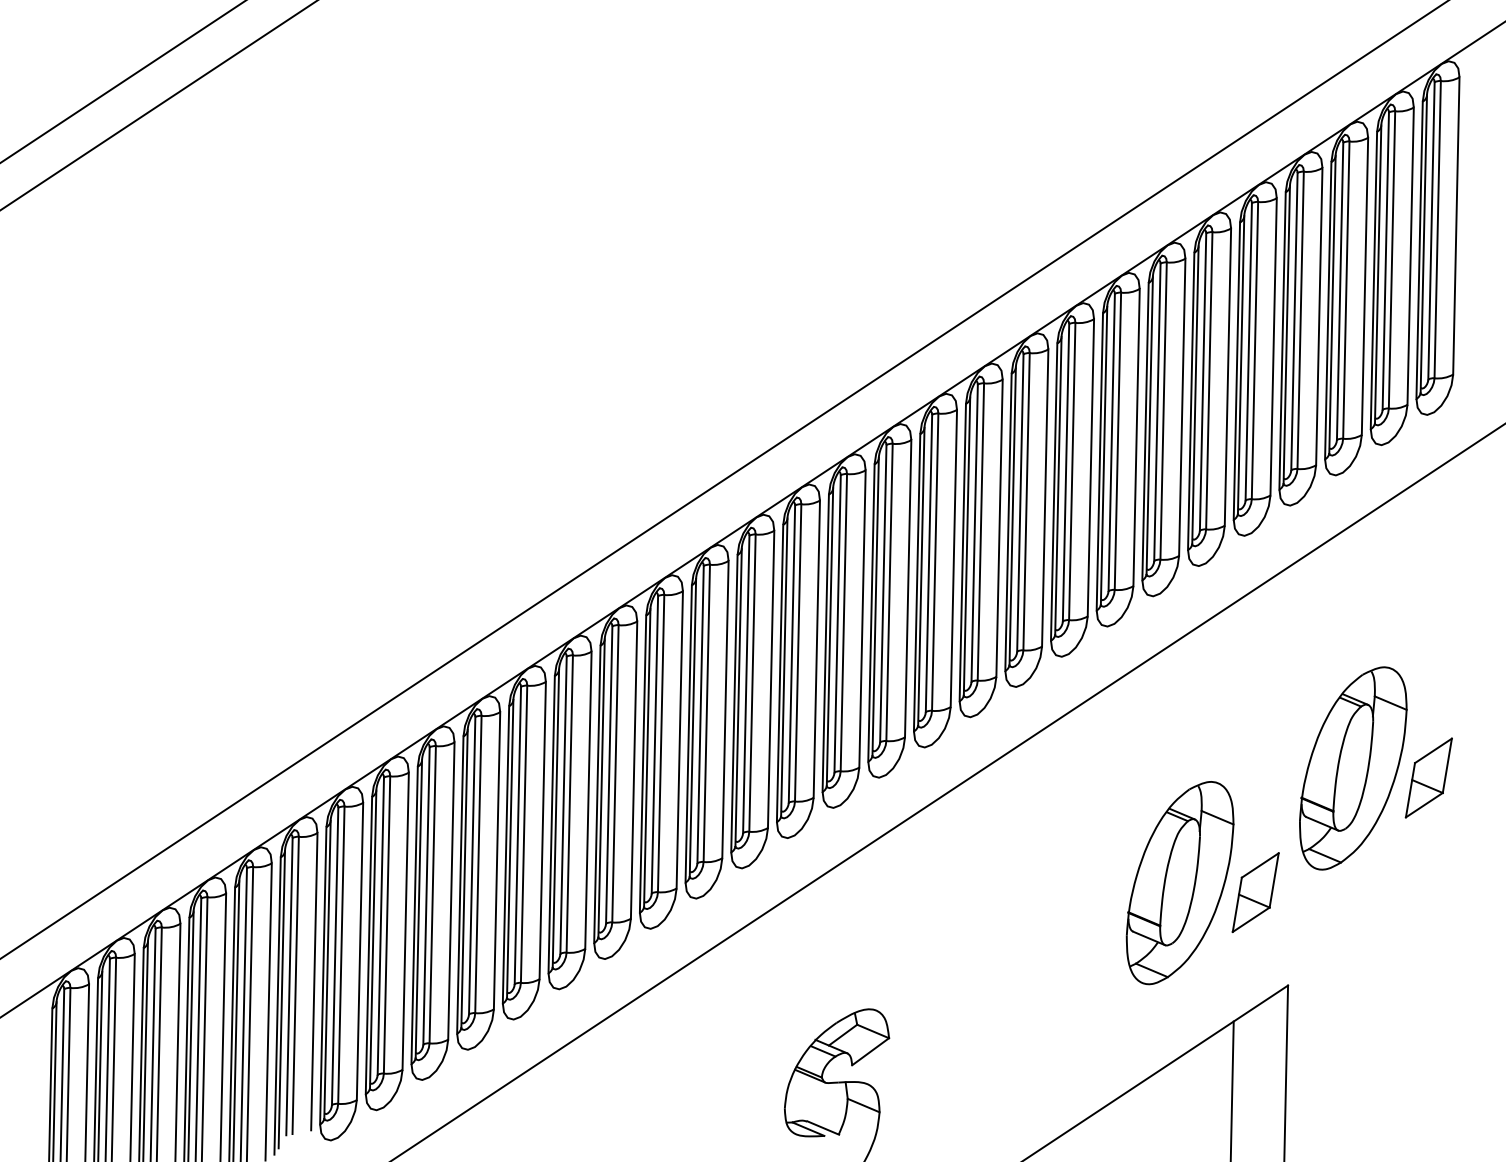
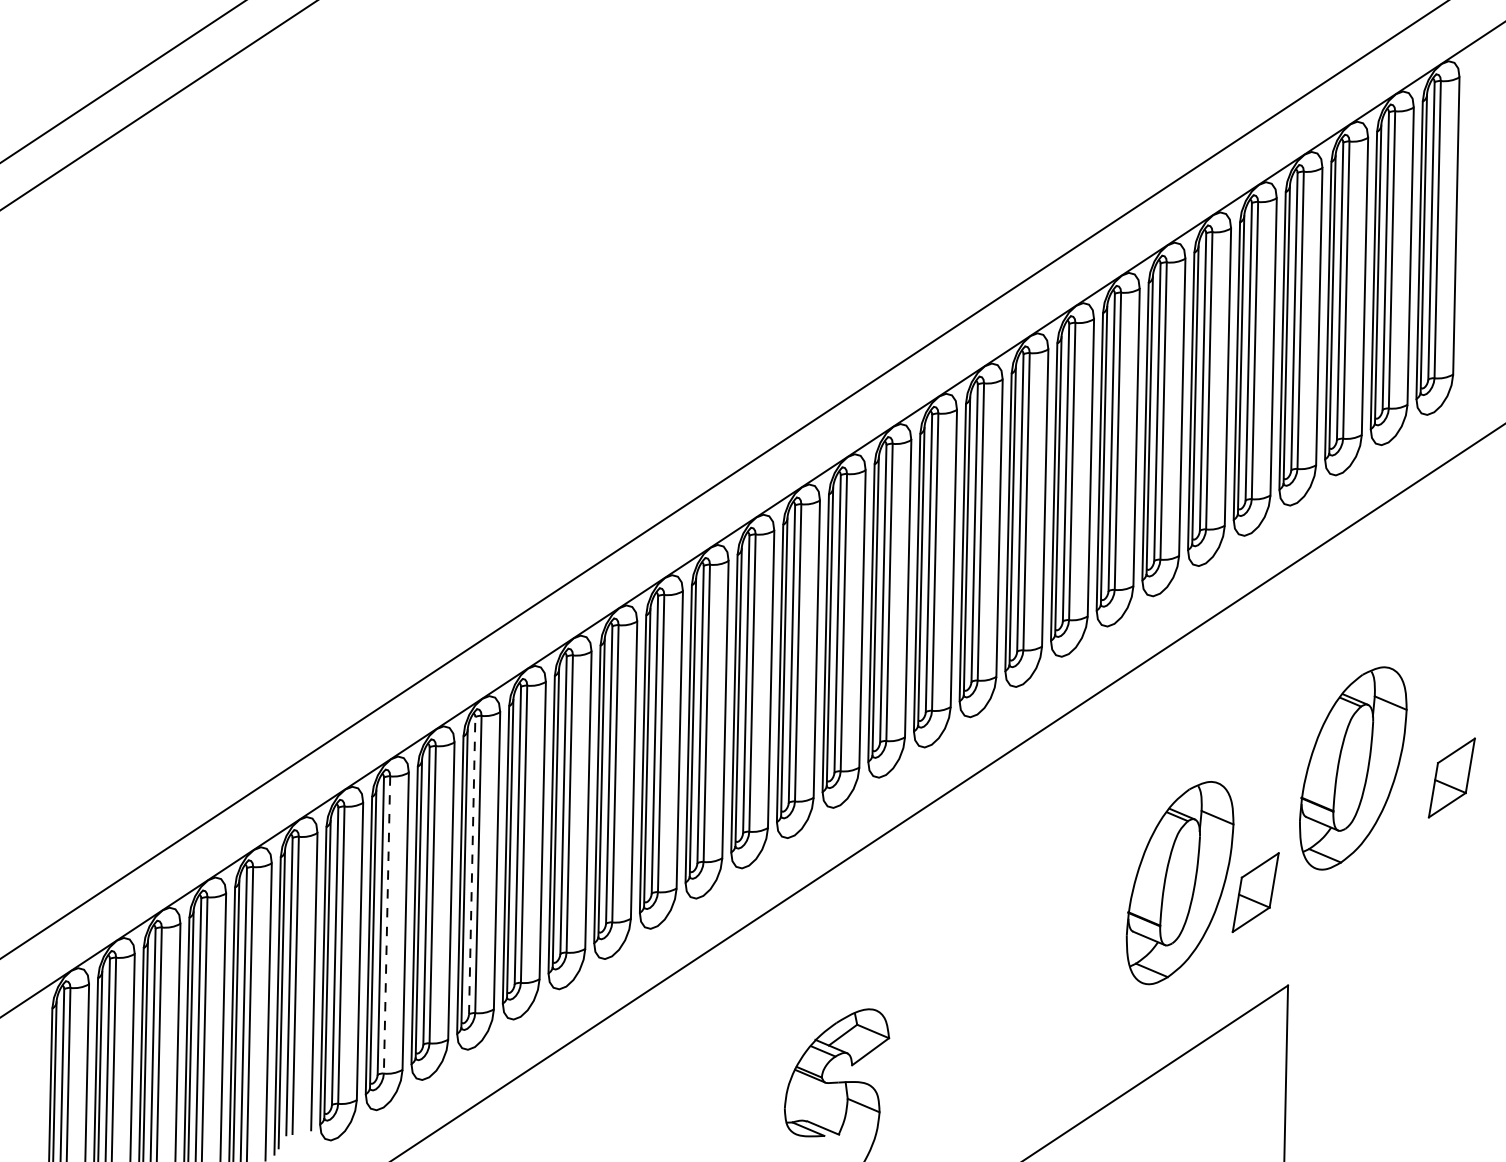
part position: (1428, 777) -> (1451, 777) (1451, 777)
line: solid -> dashed (472, 865)
line: solid -> dashed (387, 924)
line: present -> none (1231, 1089)
